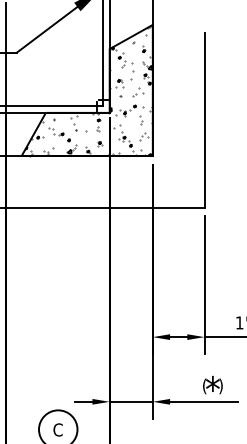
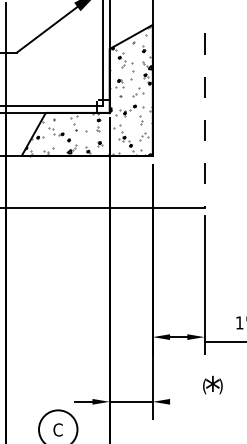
line: solid -> dashed (204, 121)
line position: (223, 337) -> (223, 342) (223, 342)
line: present -> none (204, 401)
